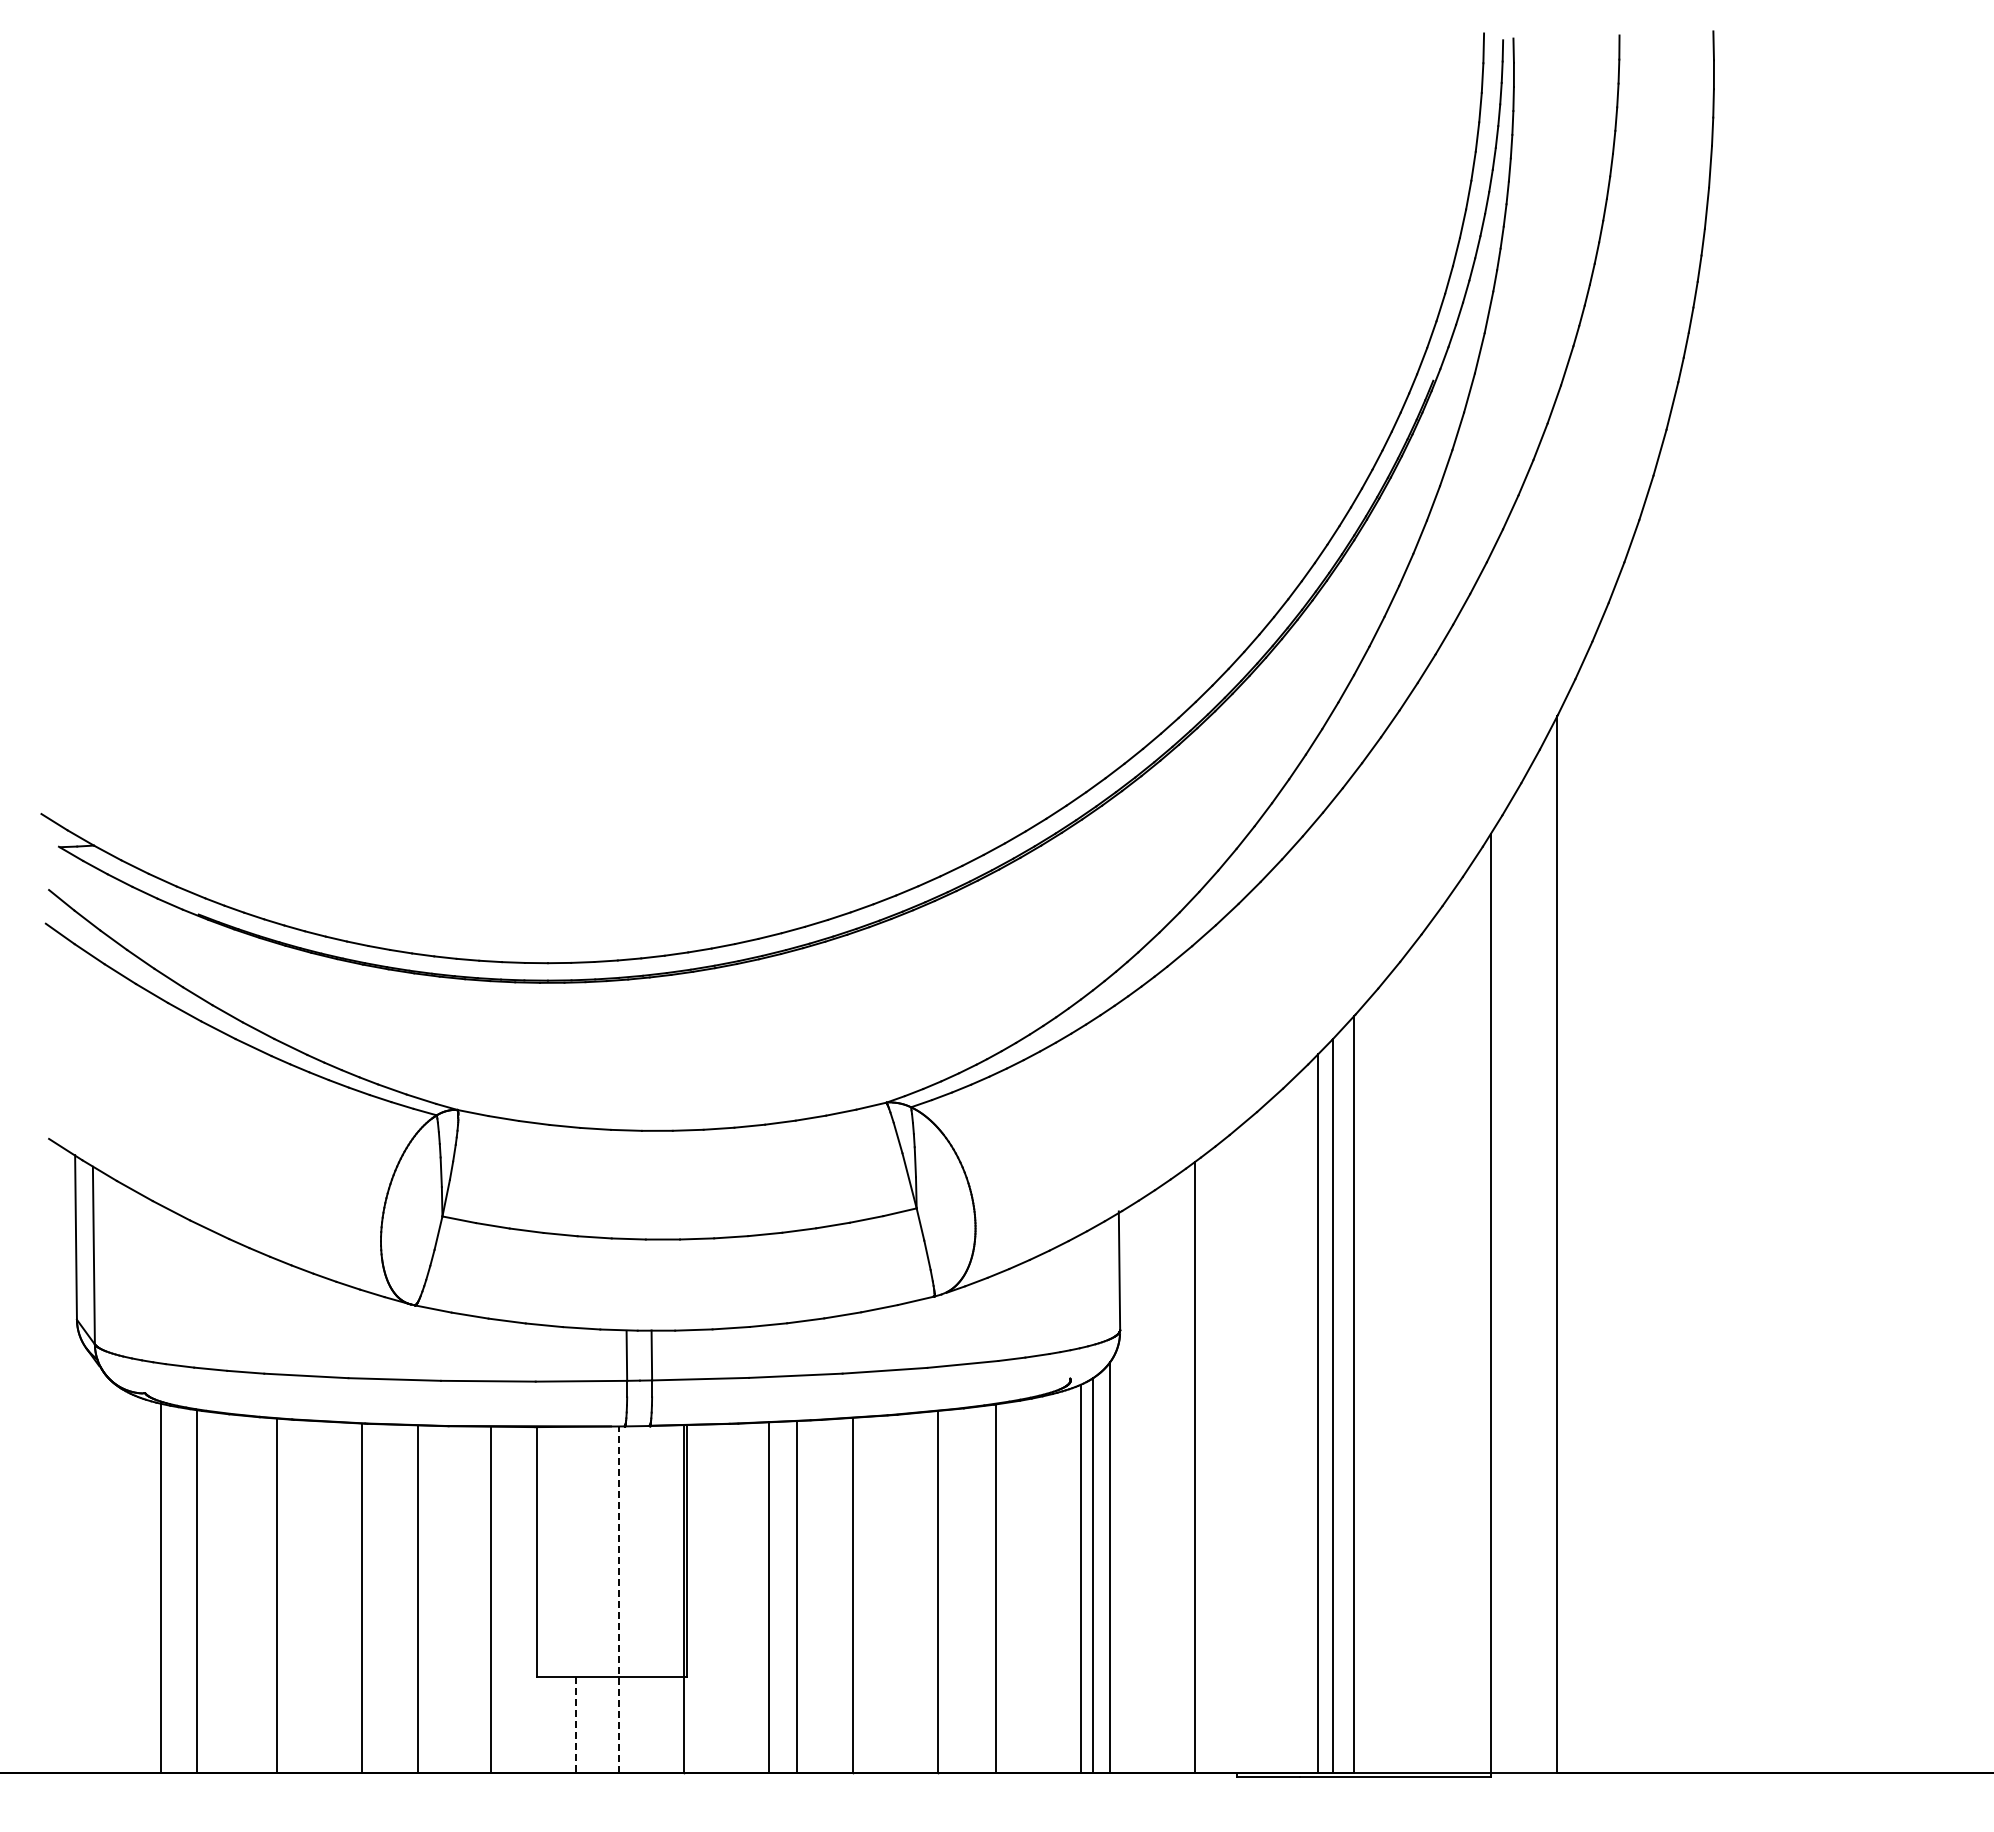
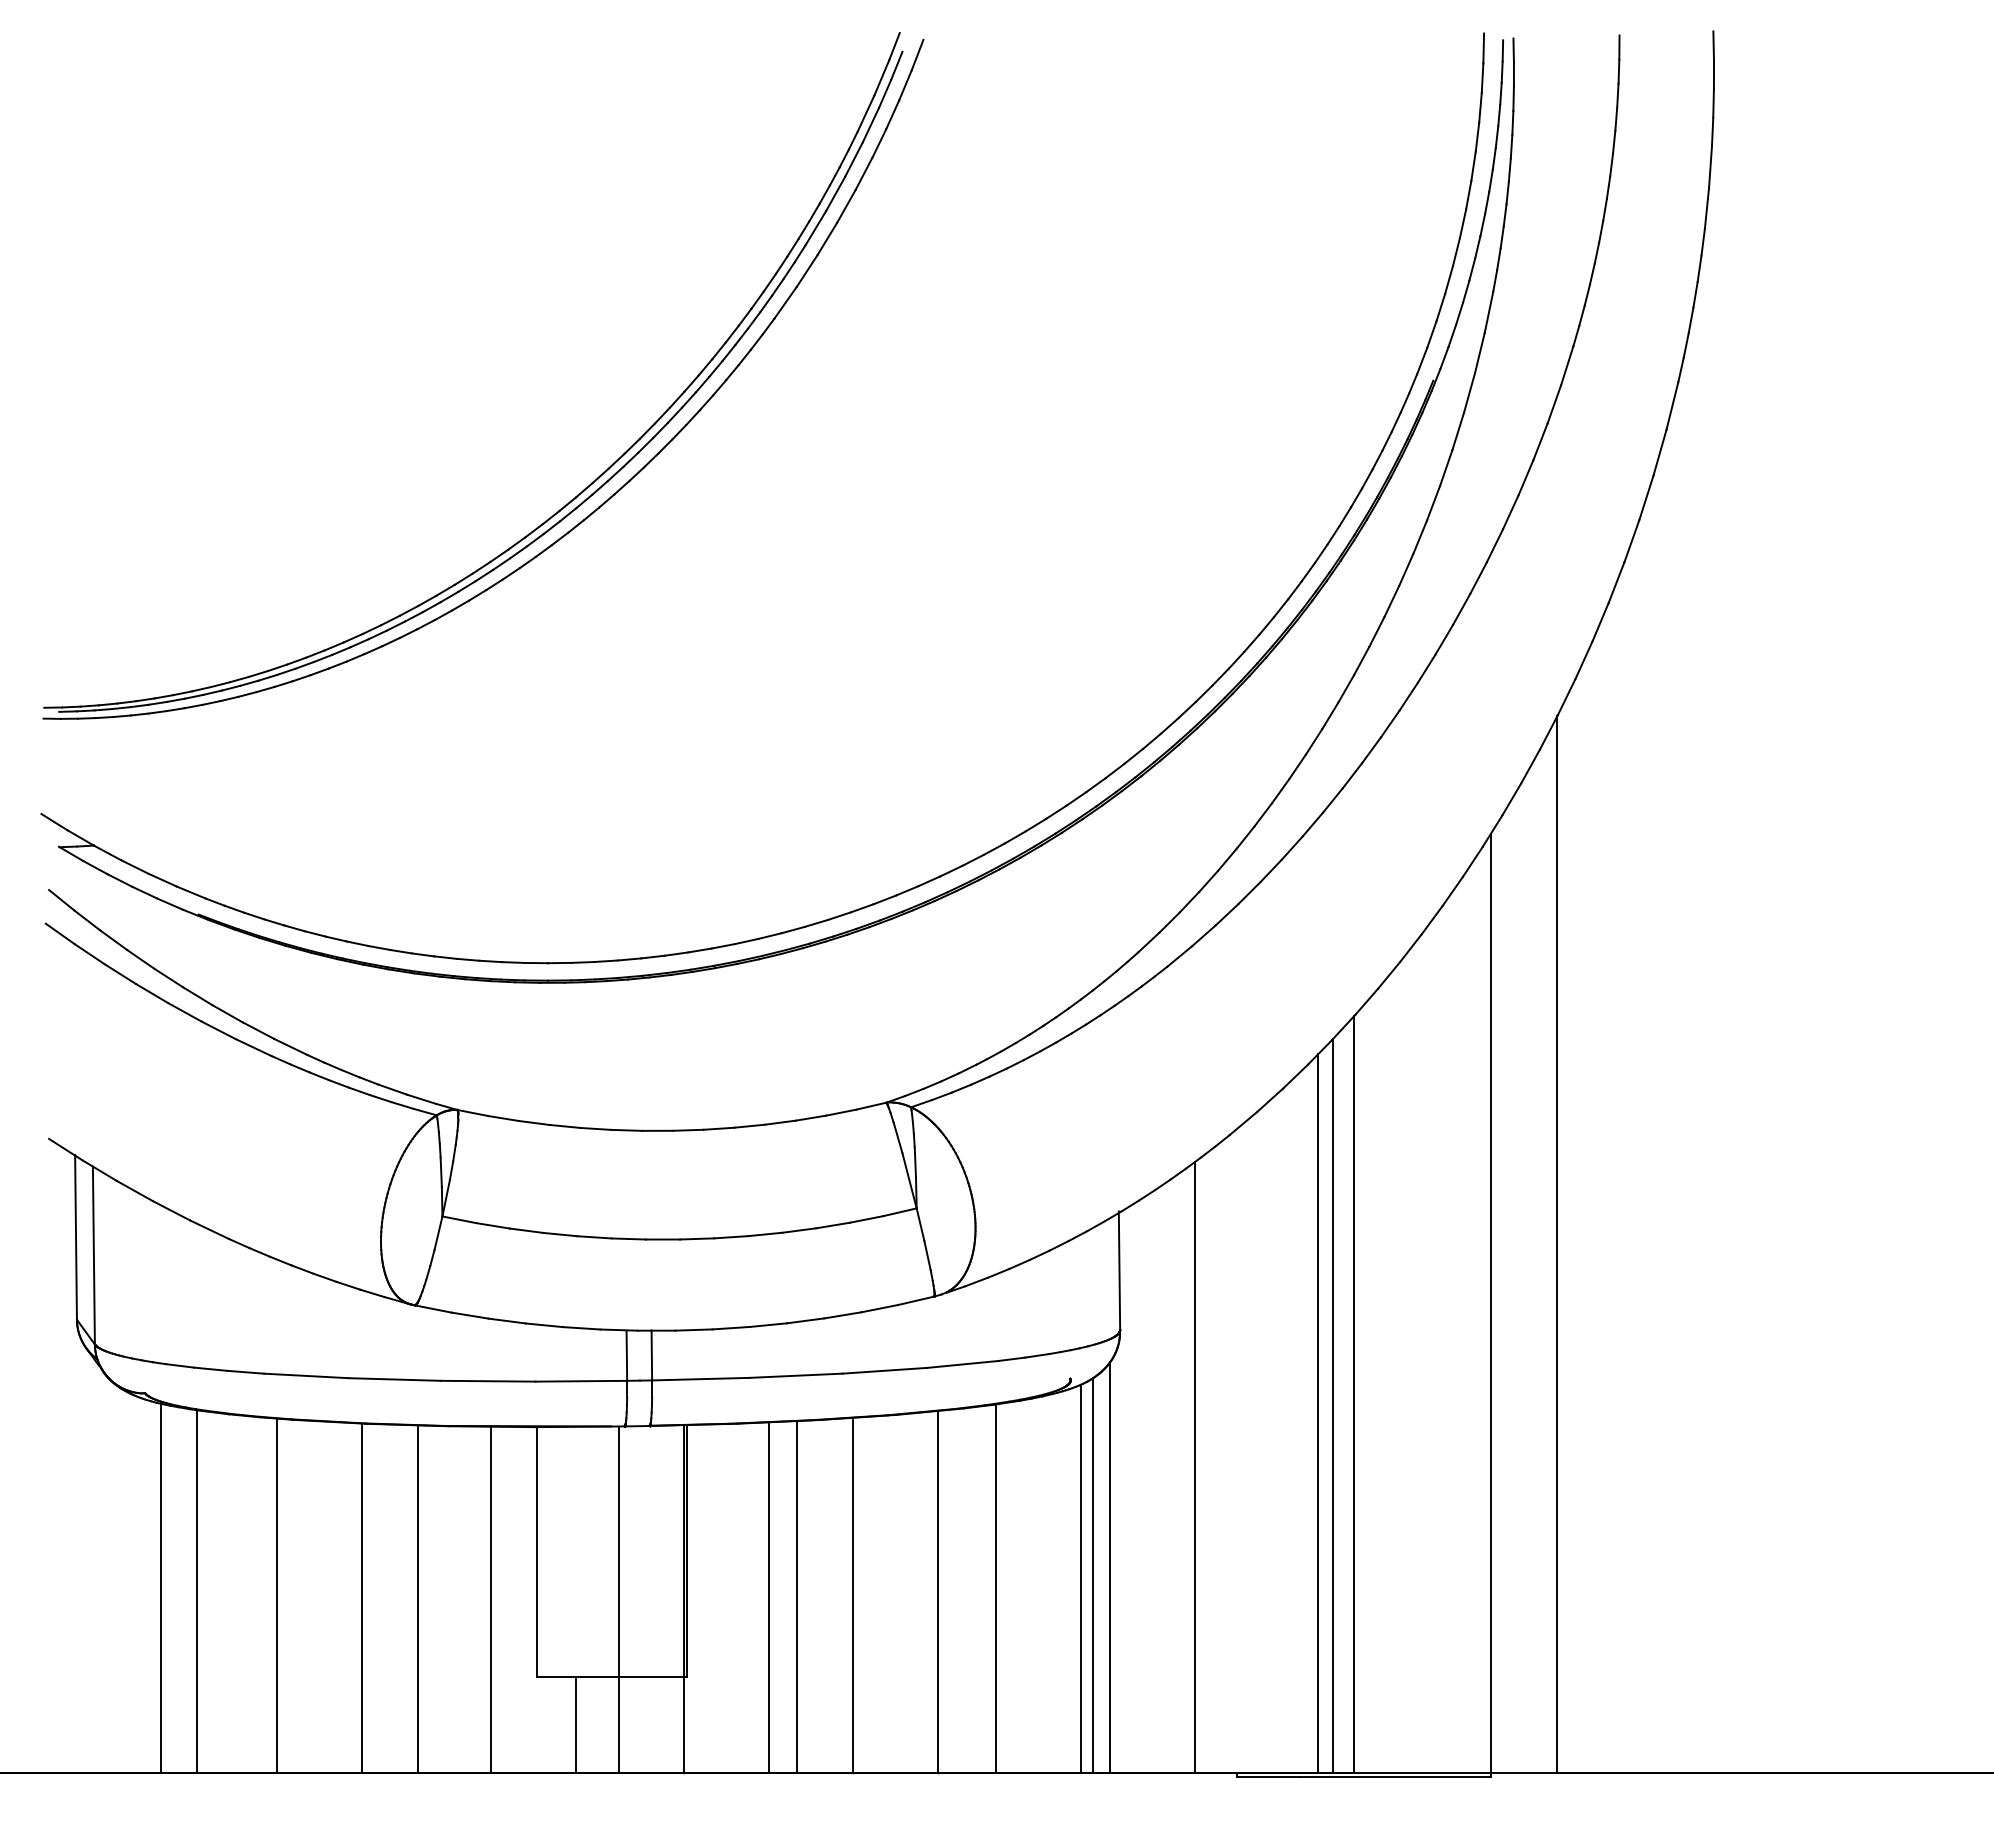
part: none -> present (585, 487)
line: dashed -> solid (619, 1599)
line: dashed -> solid (576, 1725)
